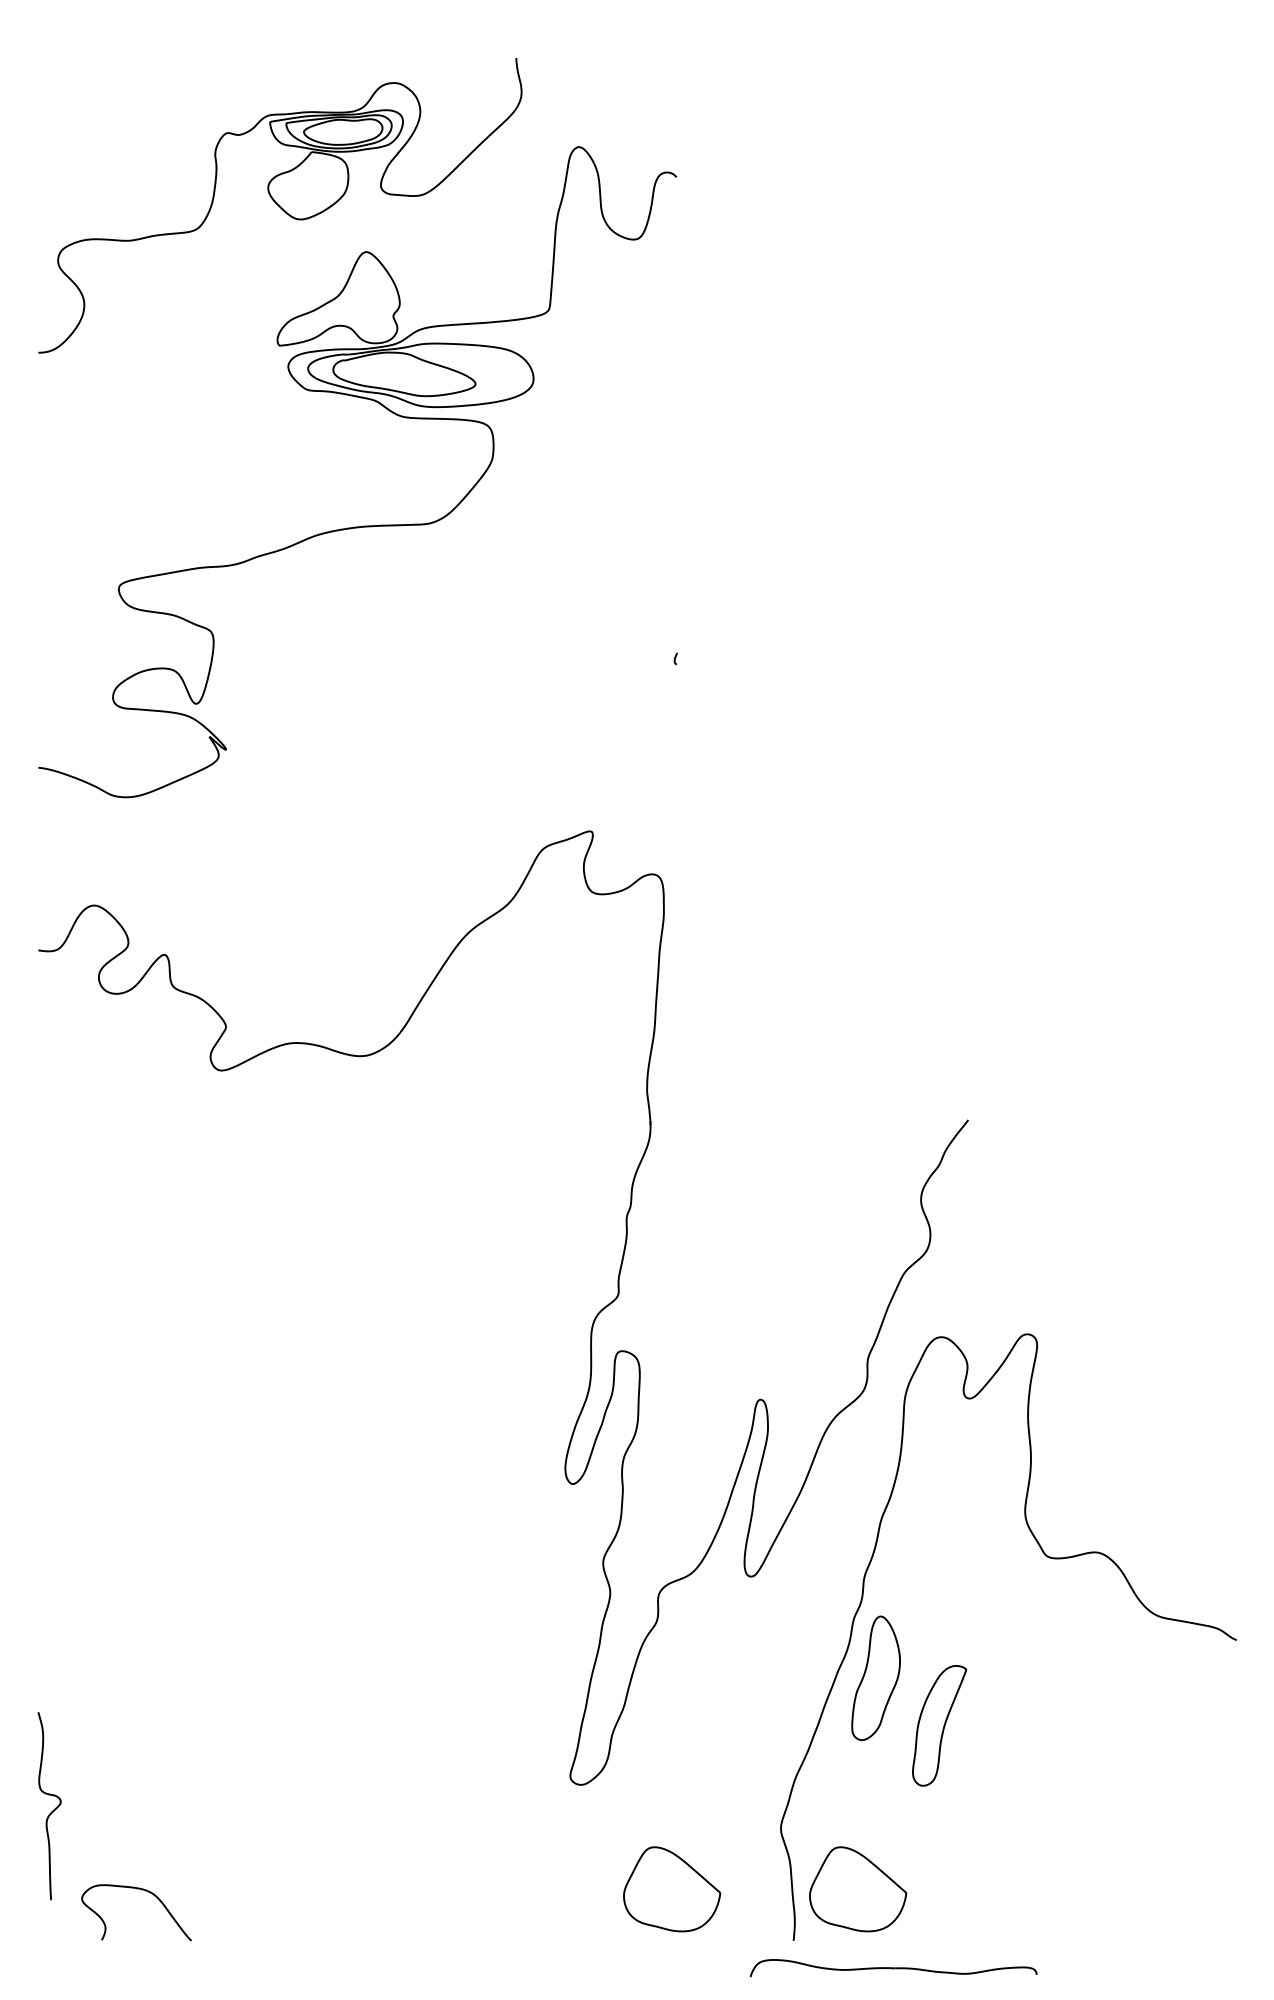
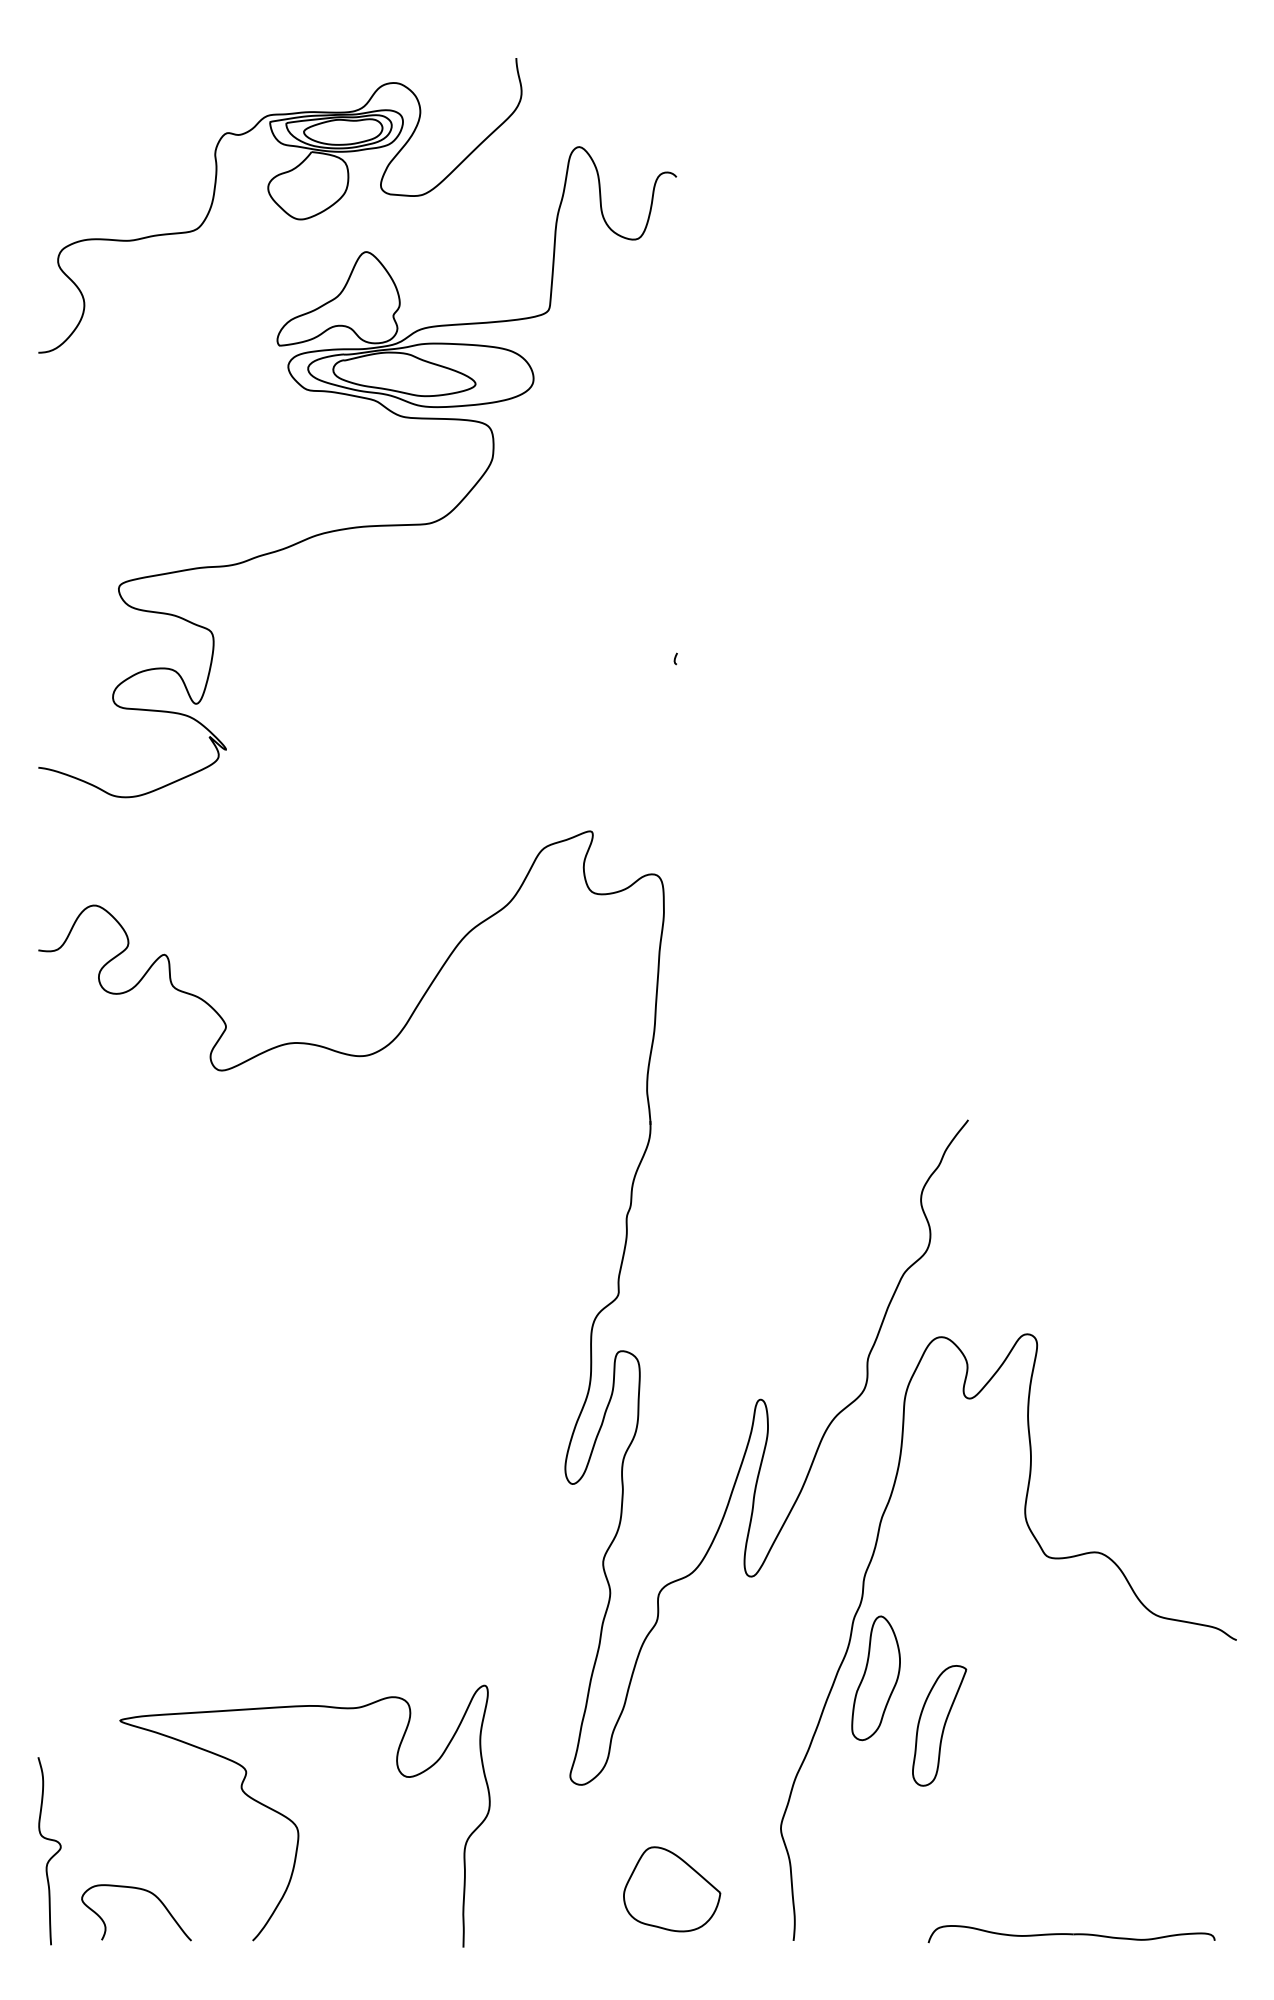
curve position: (53, 1809) -> (53, 1854) (53, 1854)
curve: none -> present (295, 1823)
part: present -> none (858, 1889)
part position: (893, 1968) -> (1071, 1934) (1071, 1934)
